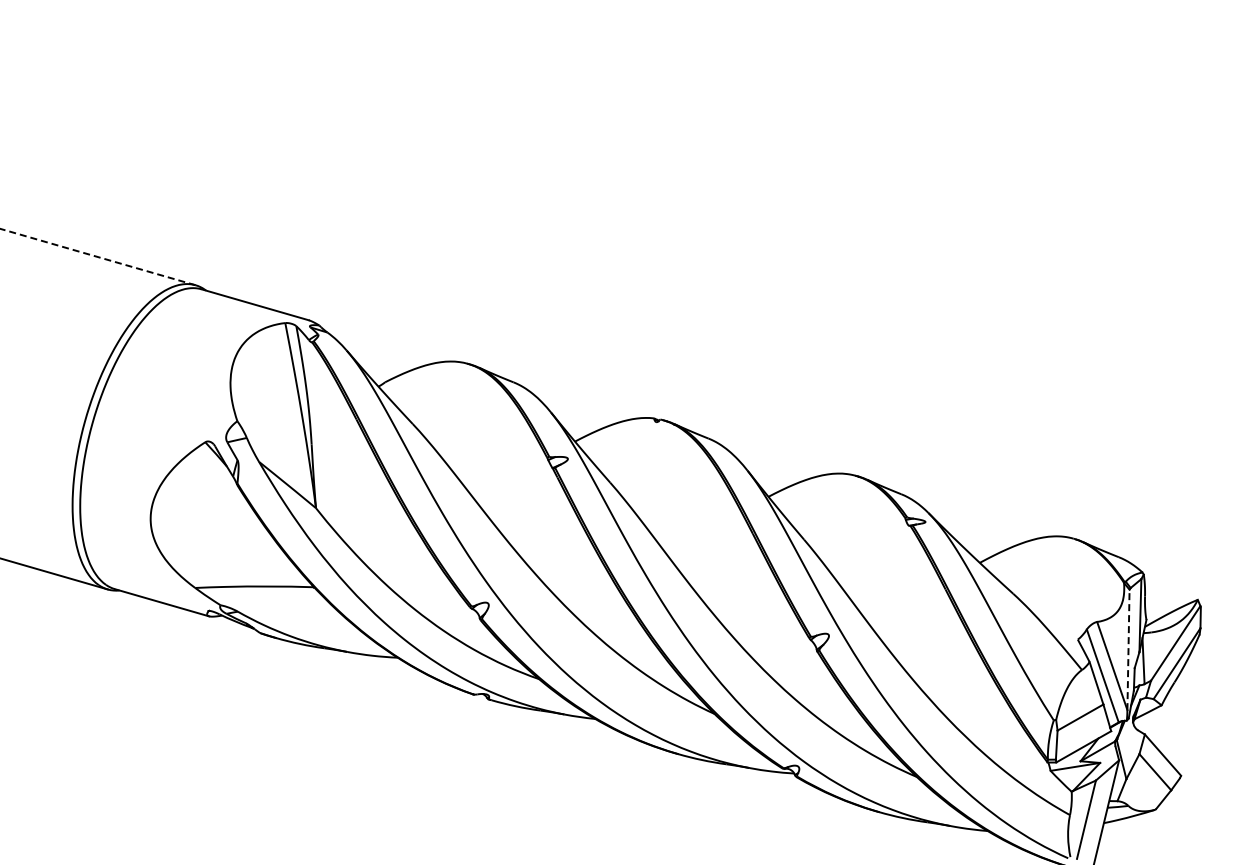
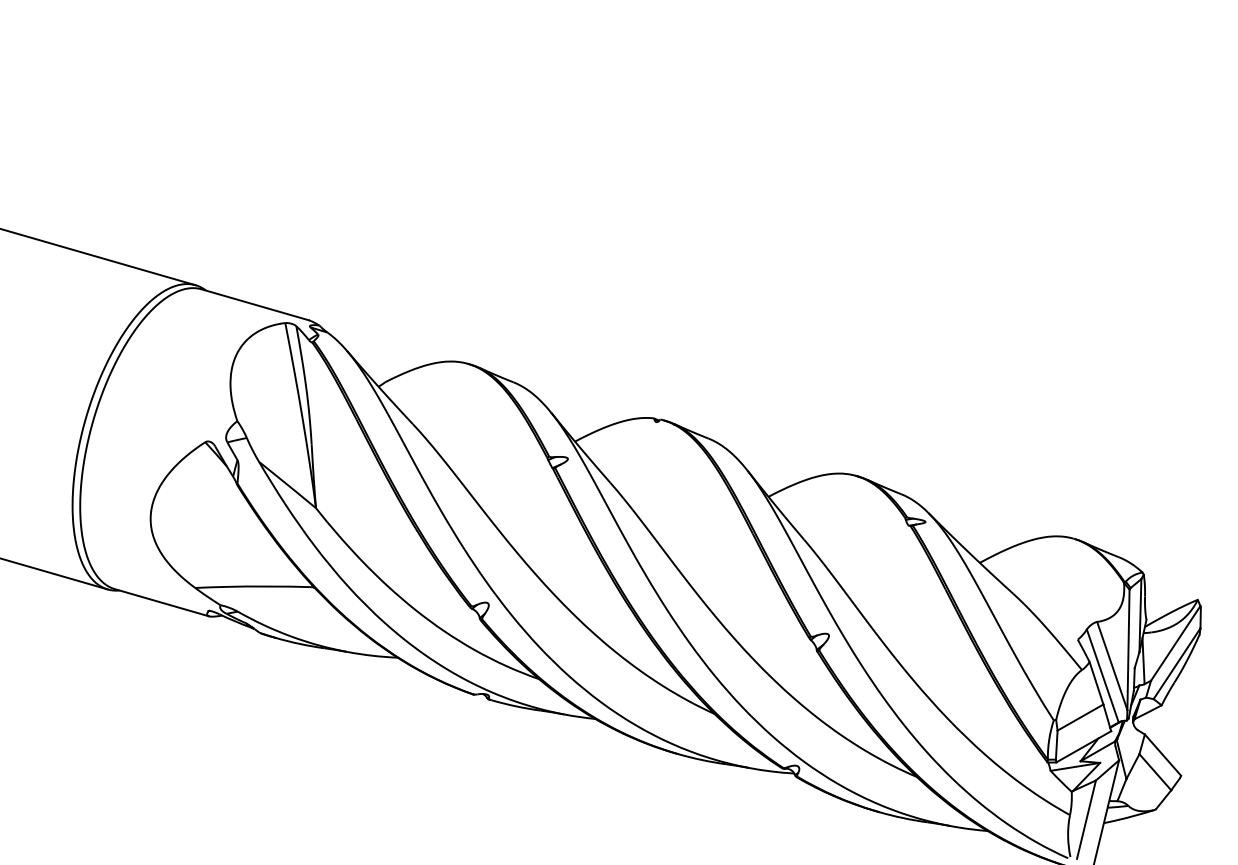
line: dashed -> solid (97, 256)
line: dashed -> solid (1128, 649)
